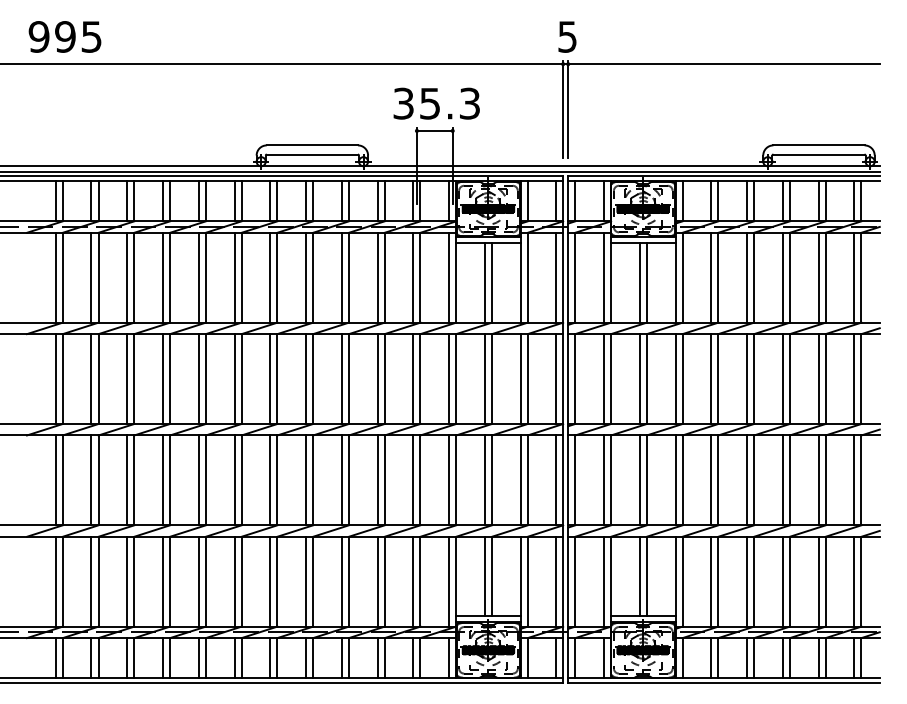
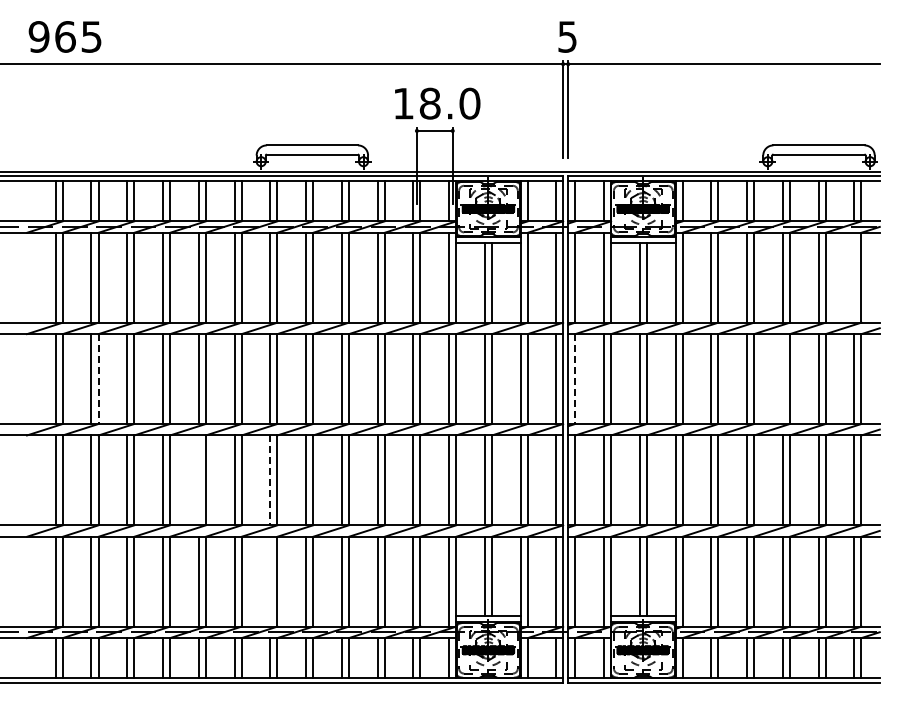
text: 995 -> 965 (65, 36)
text: 35.3 -> 18.0 (436, 103)
line: present -> none (440, 166)
line: present -> none (854, 277)
line: present -> none (782, 378)
line: solid -> dashed (98, 379)
line: solid -> dashed (575, 379)
line: present -> none (198, 480)
line: solid -> dashed (270, 480)
line: present -> none (270, 581)
